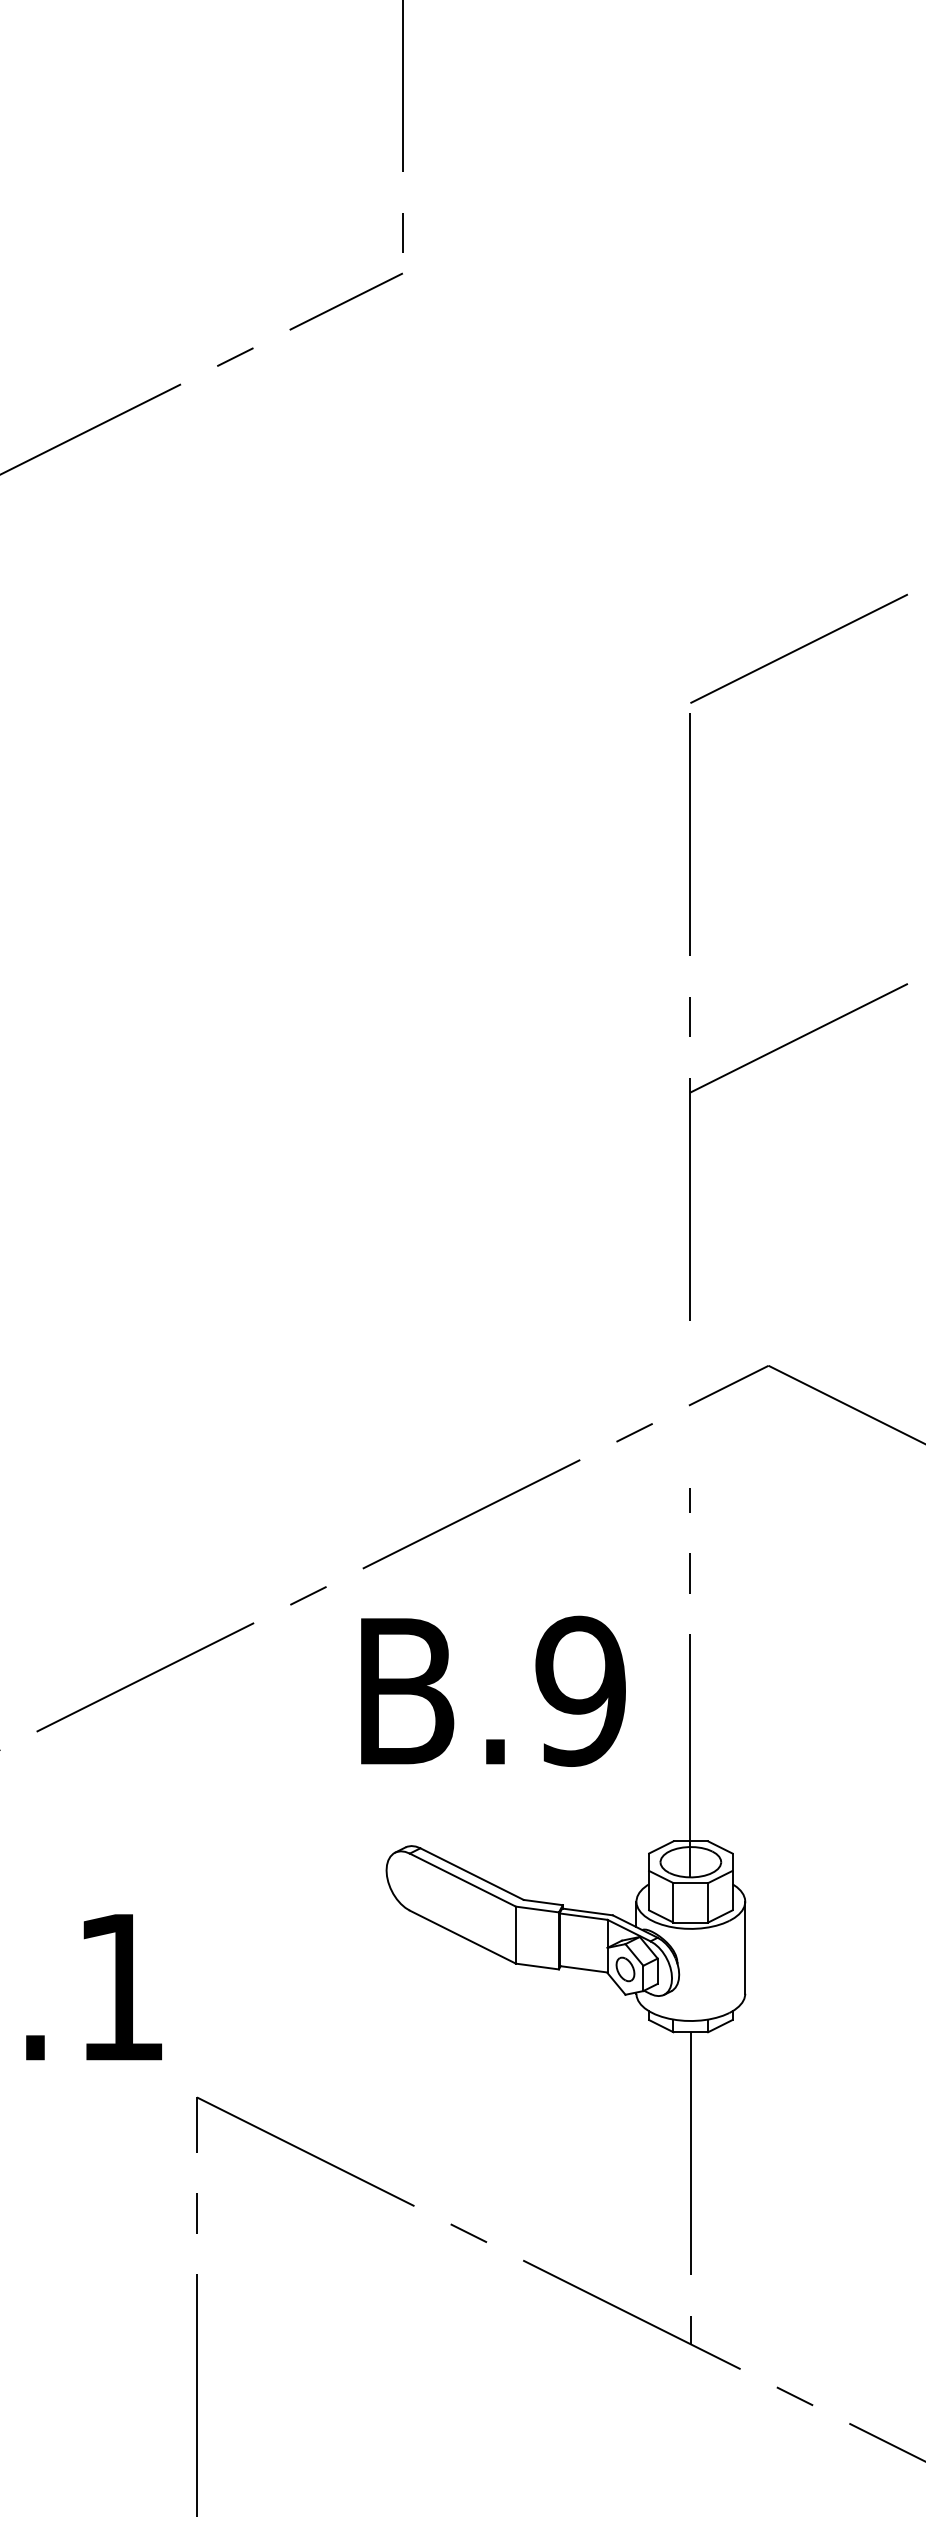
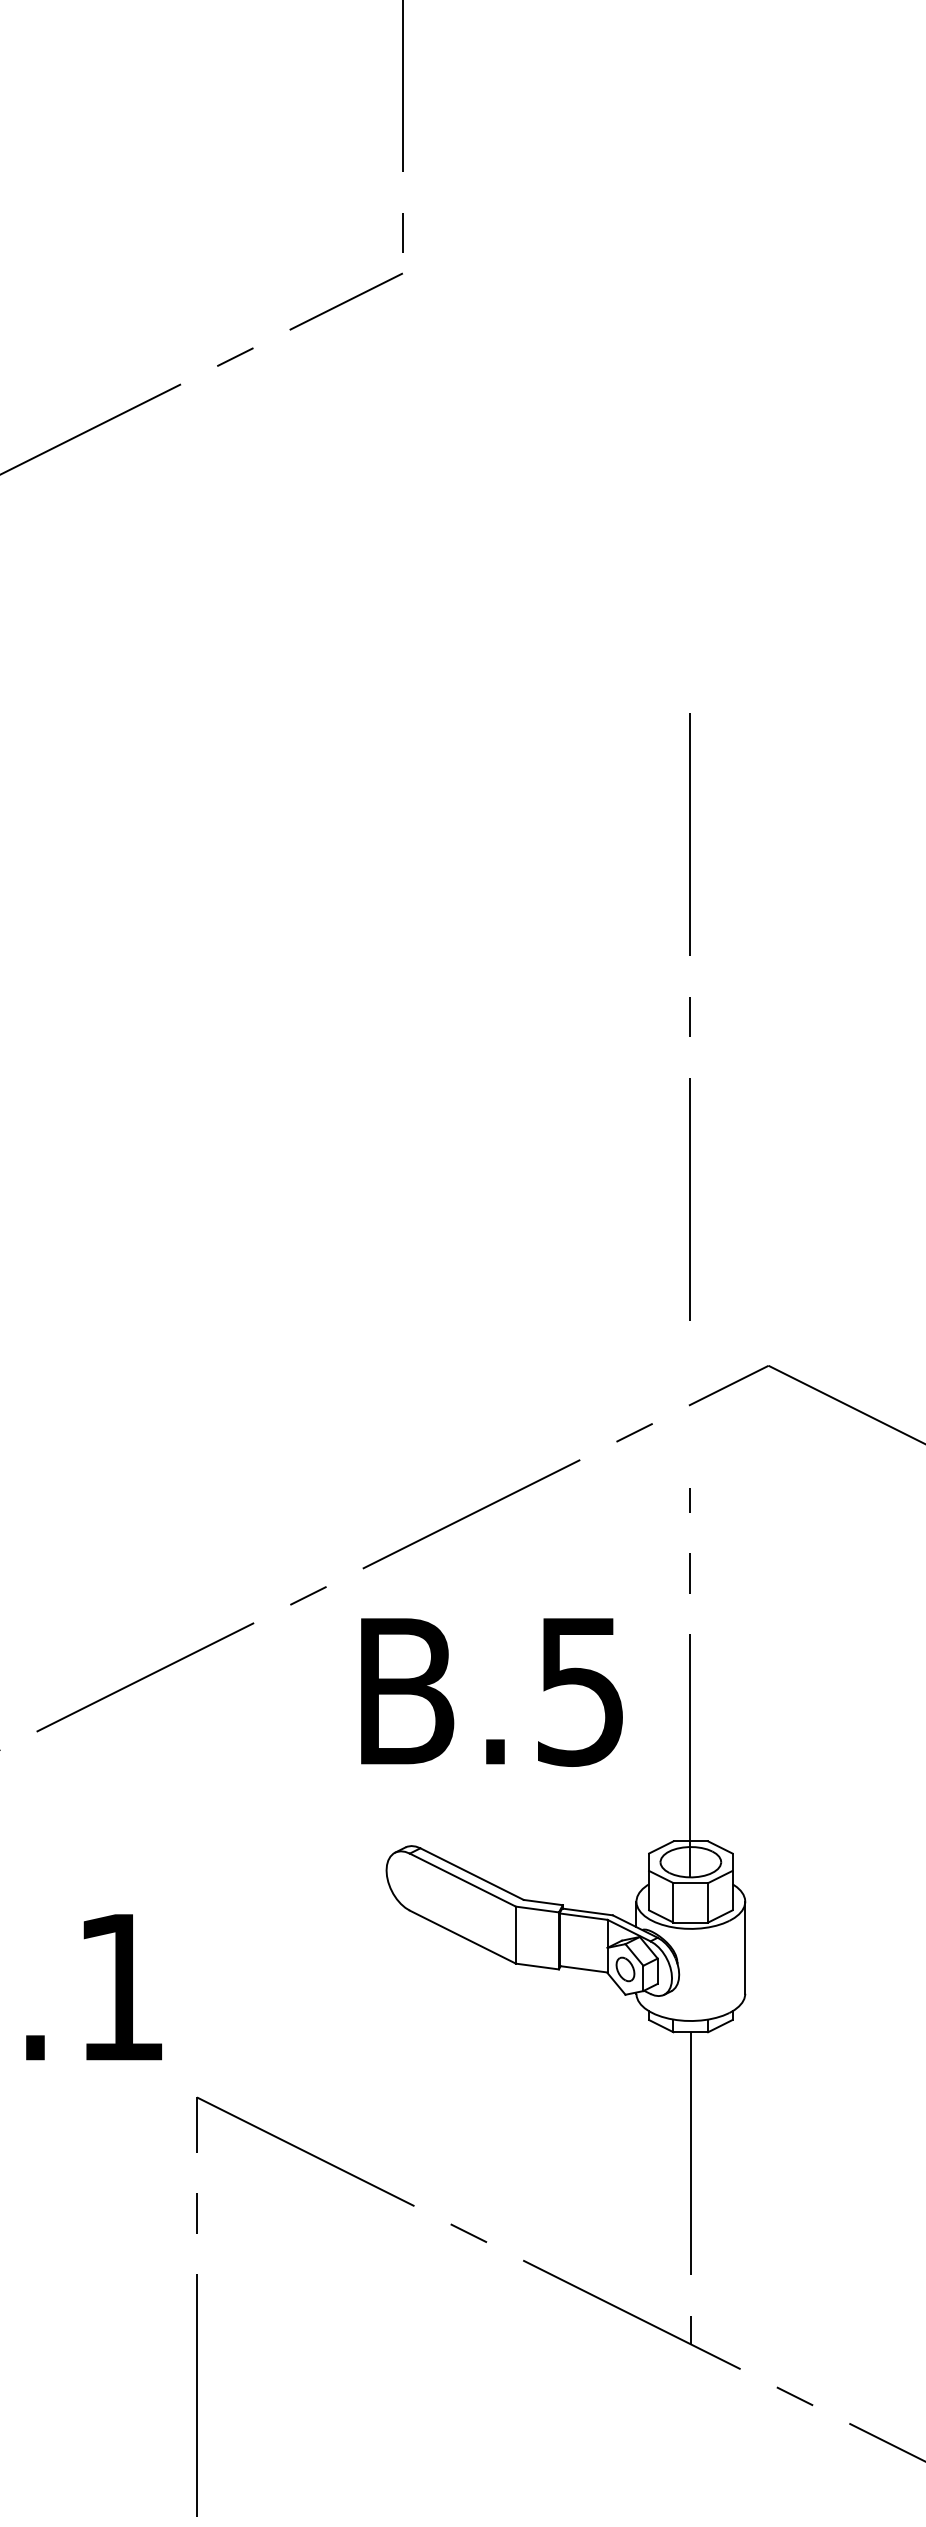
line: present -> none (806, 645)
line: present -> none (806, 1034)
text: B.9 -> B.5 (580, 1690)
